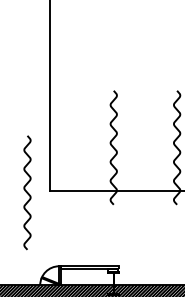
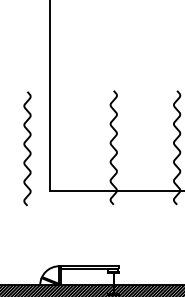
curve position: (27, 192) -> (27, 148) (27, 148)
